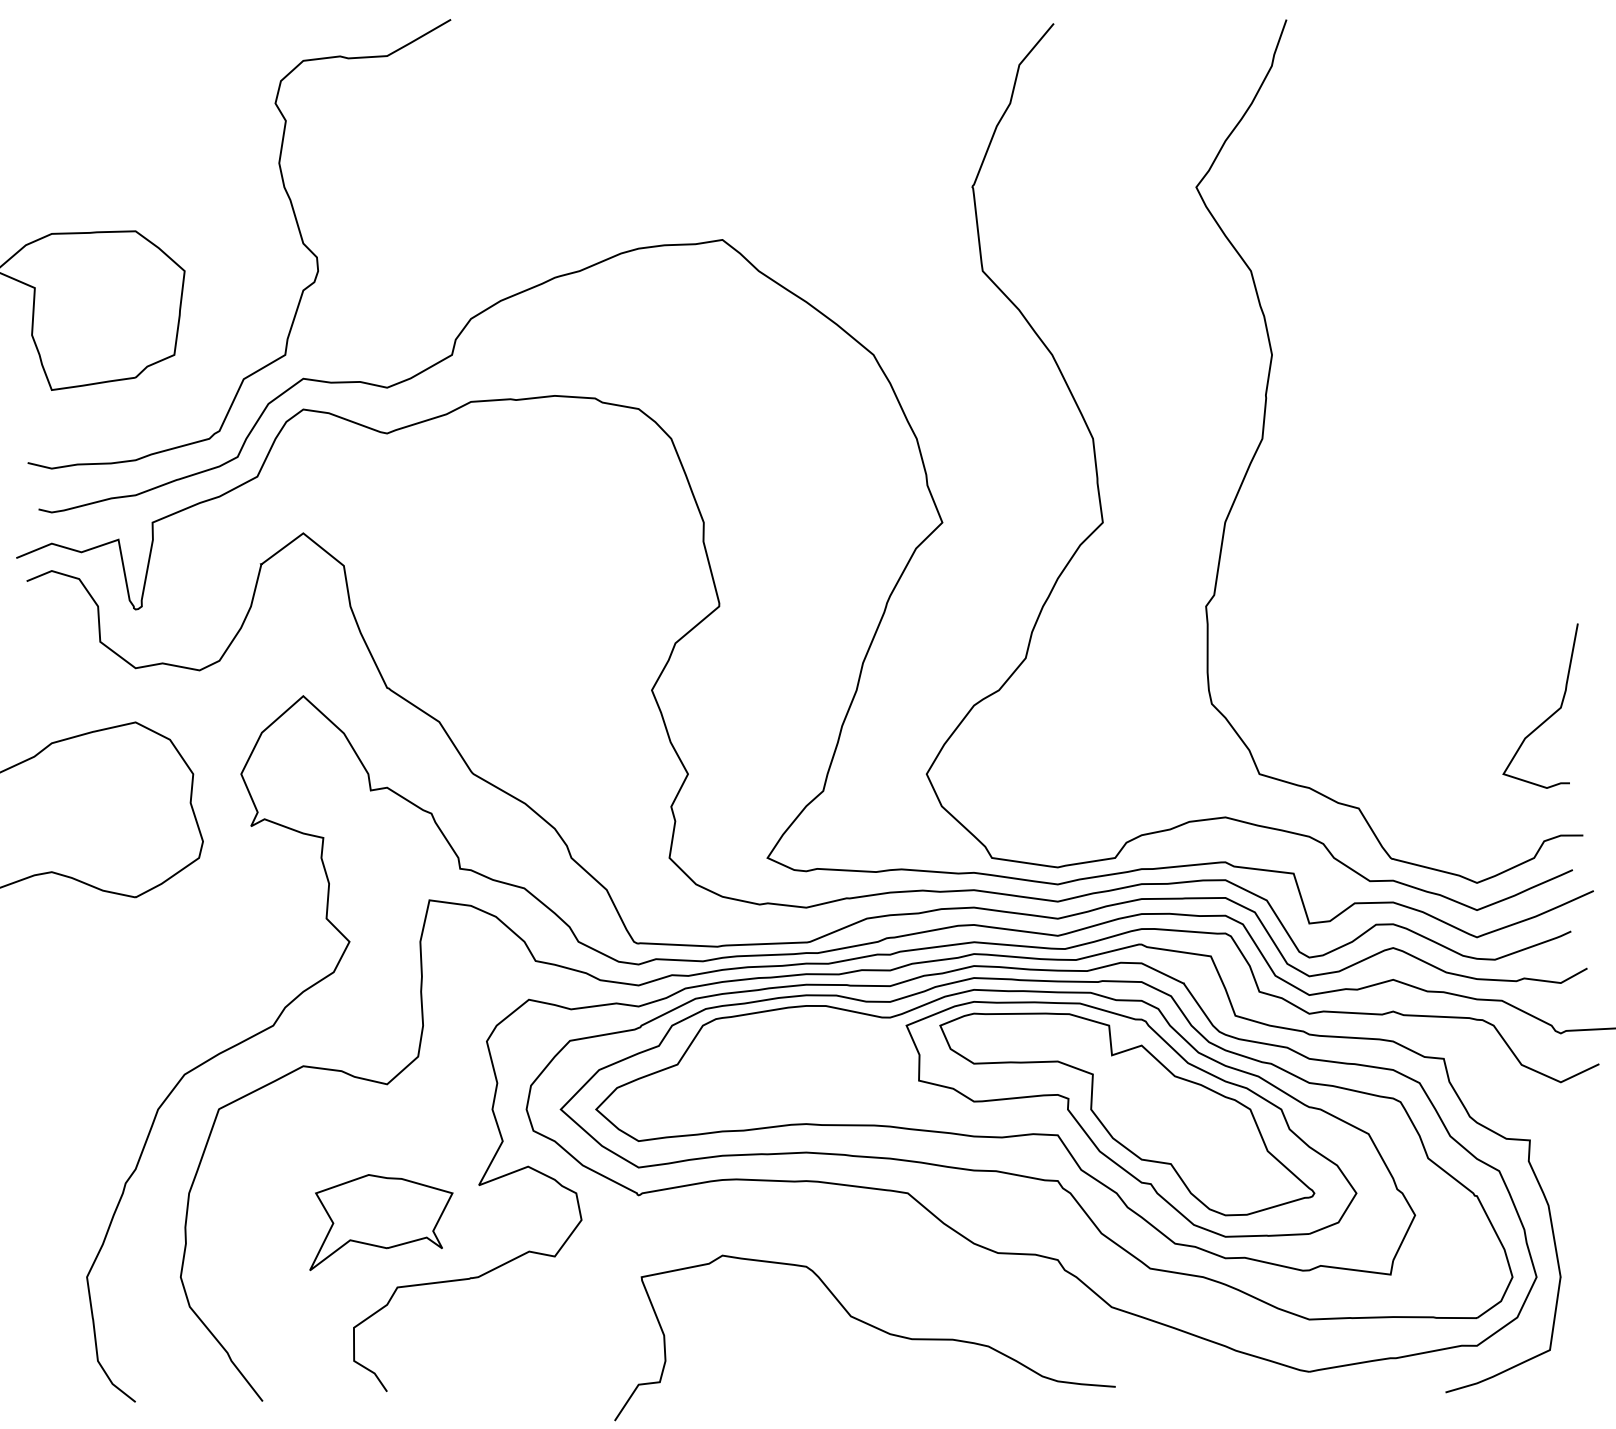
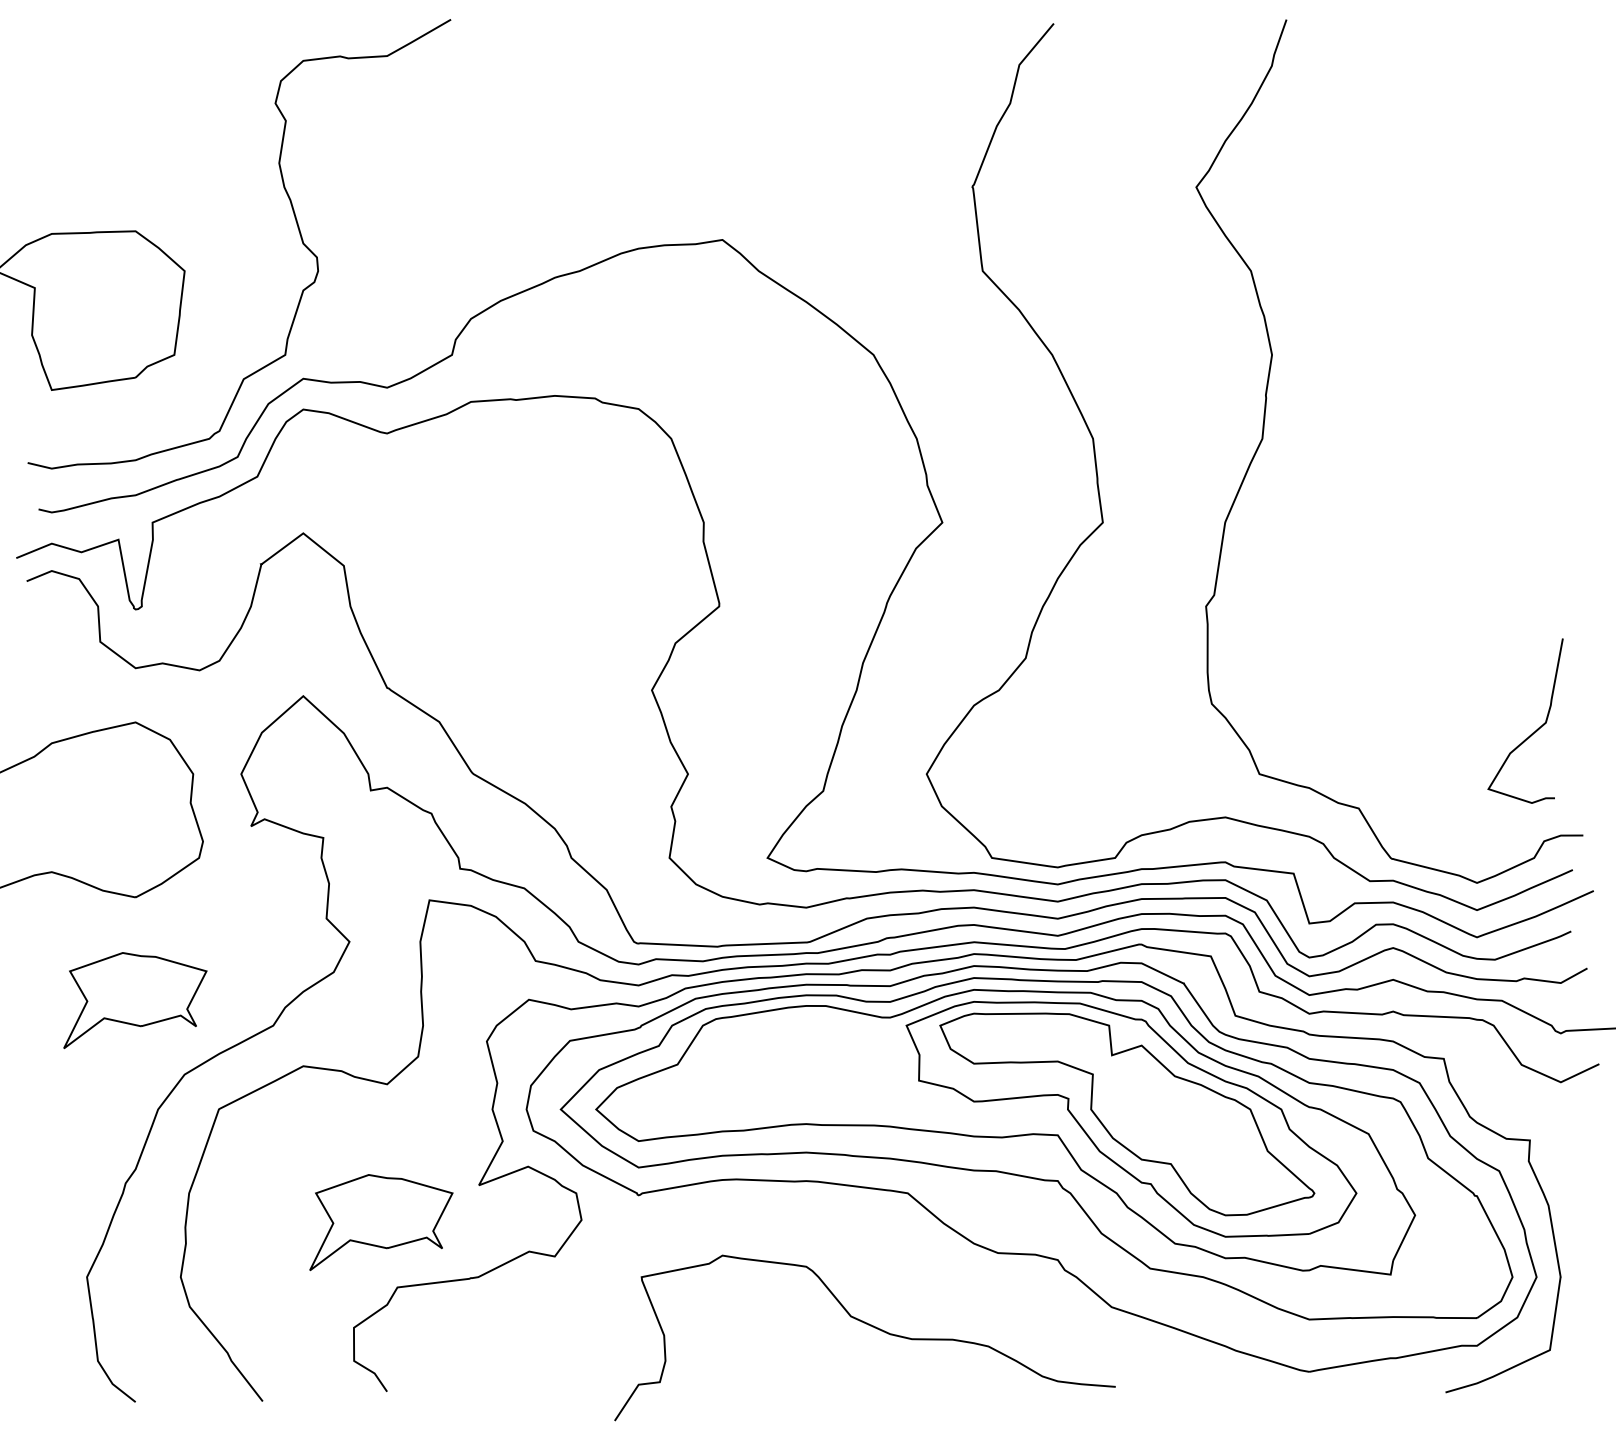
curve position: (1550, 715) -> (1535, 730) (1535, 730)
part: none -> present (135, 1000)
